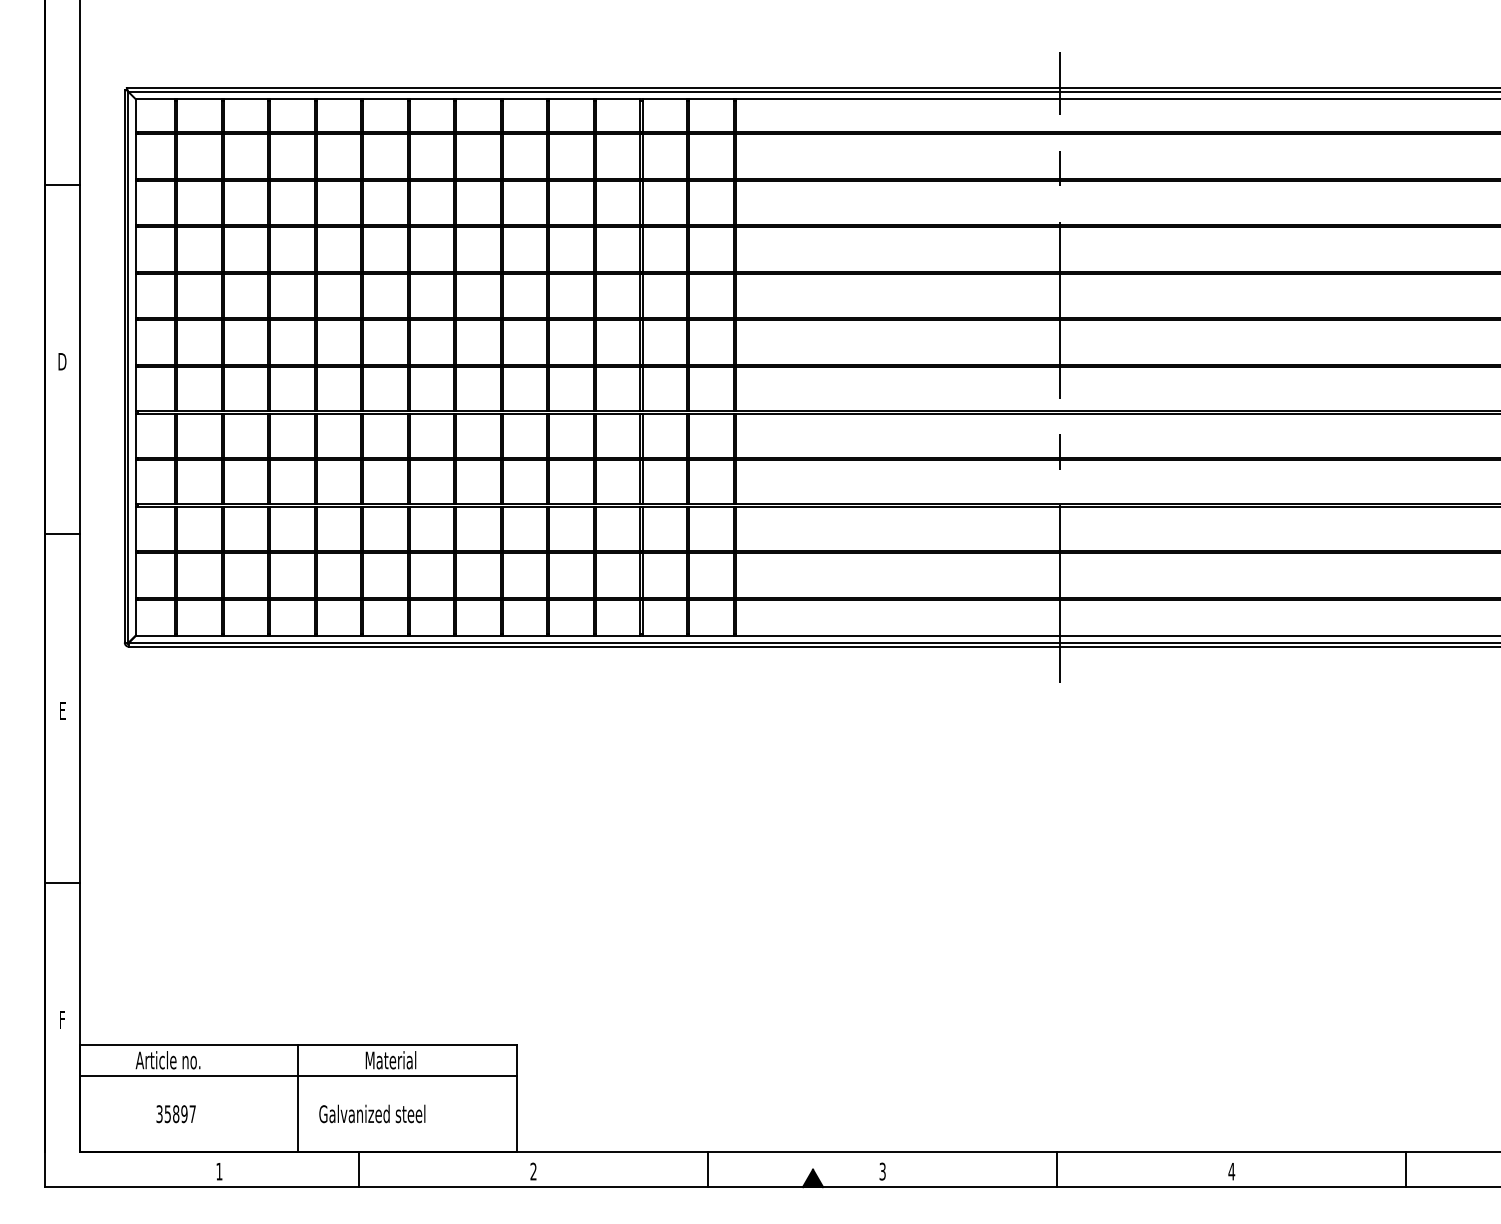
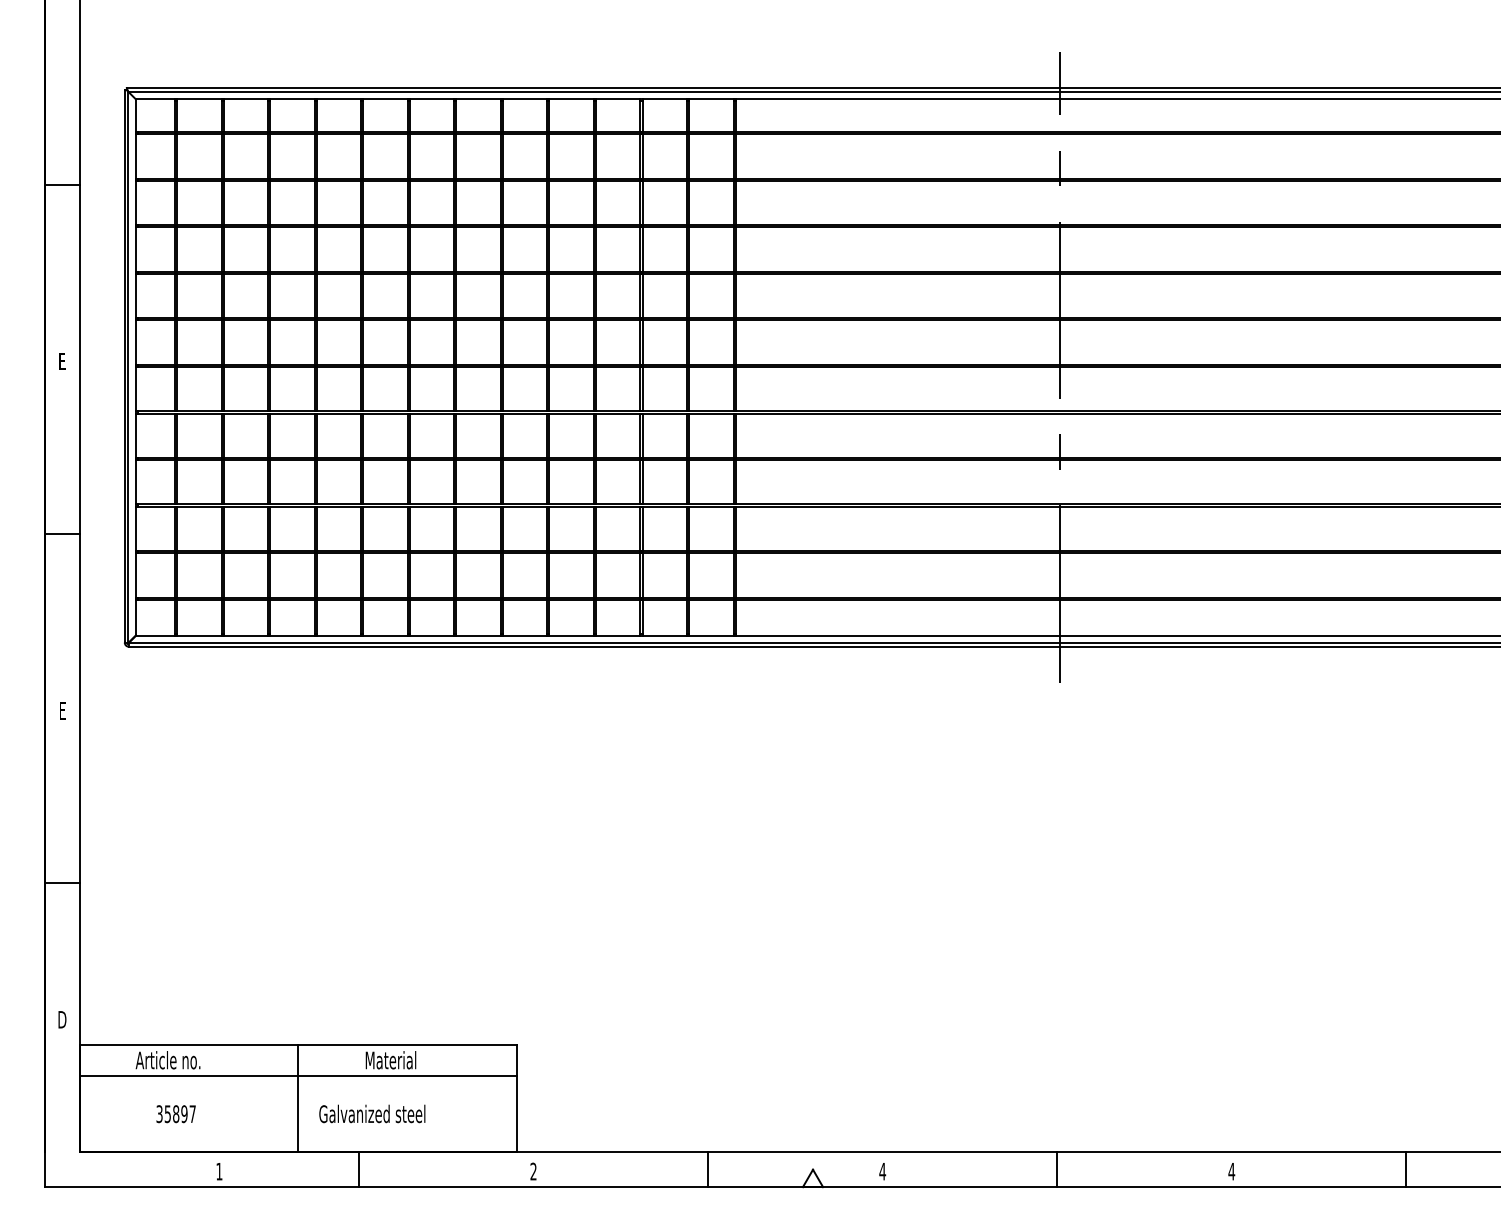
text: D -> E (62, 361)
text: F -> D (62, 1019)
text: 3 -> 4 (882, 1171)
fill: present -> none (812, 1178)
